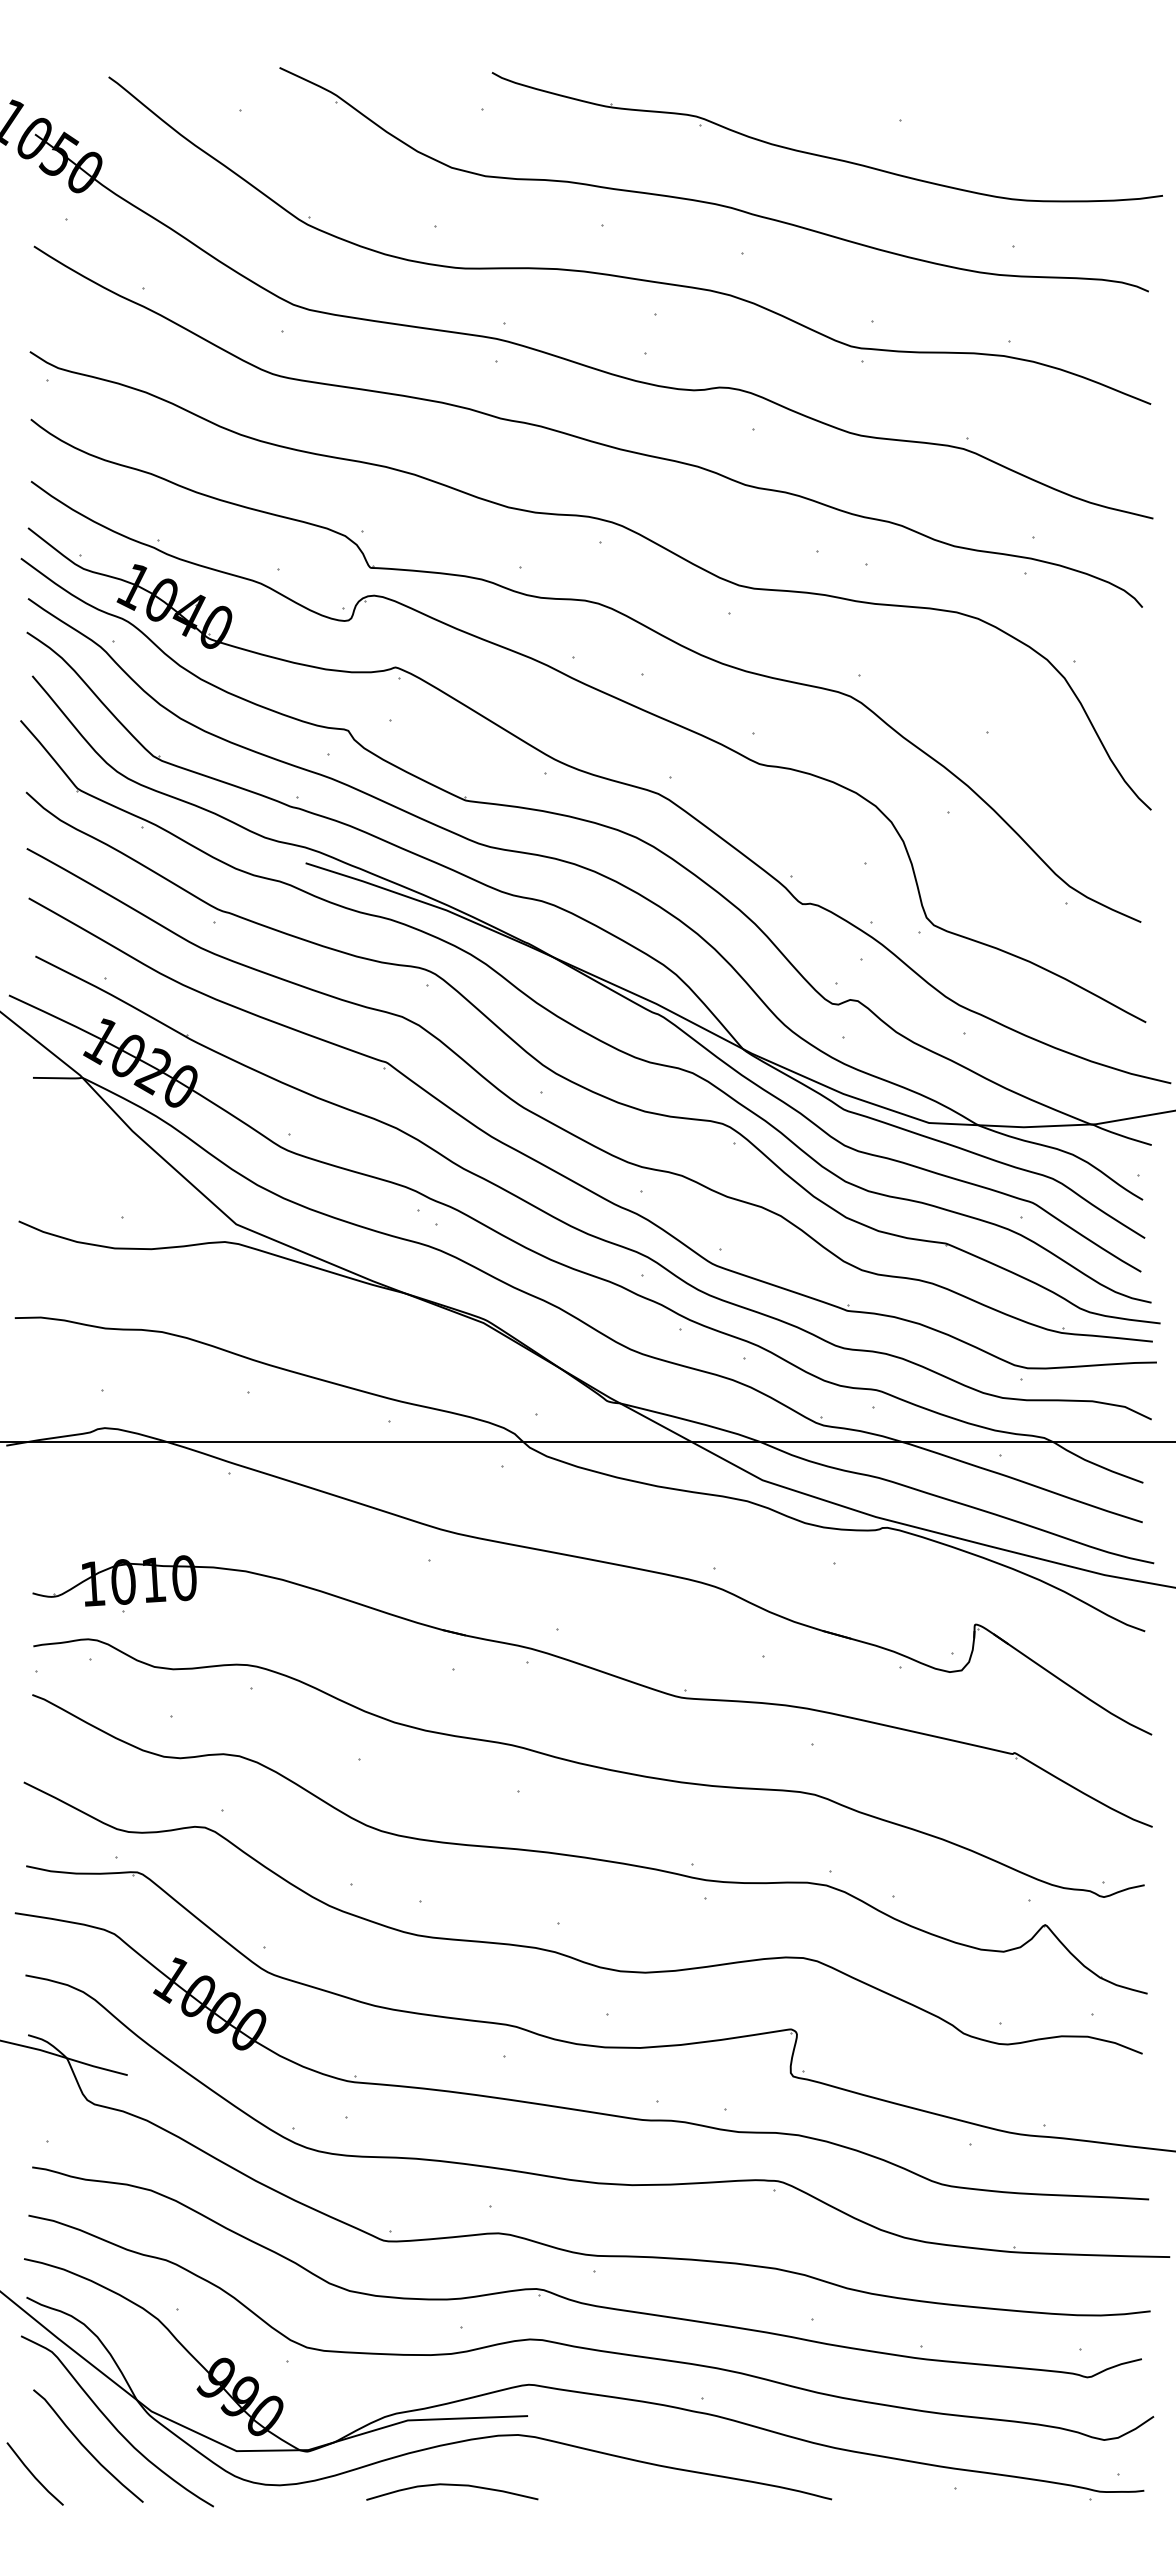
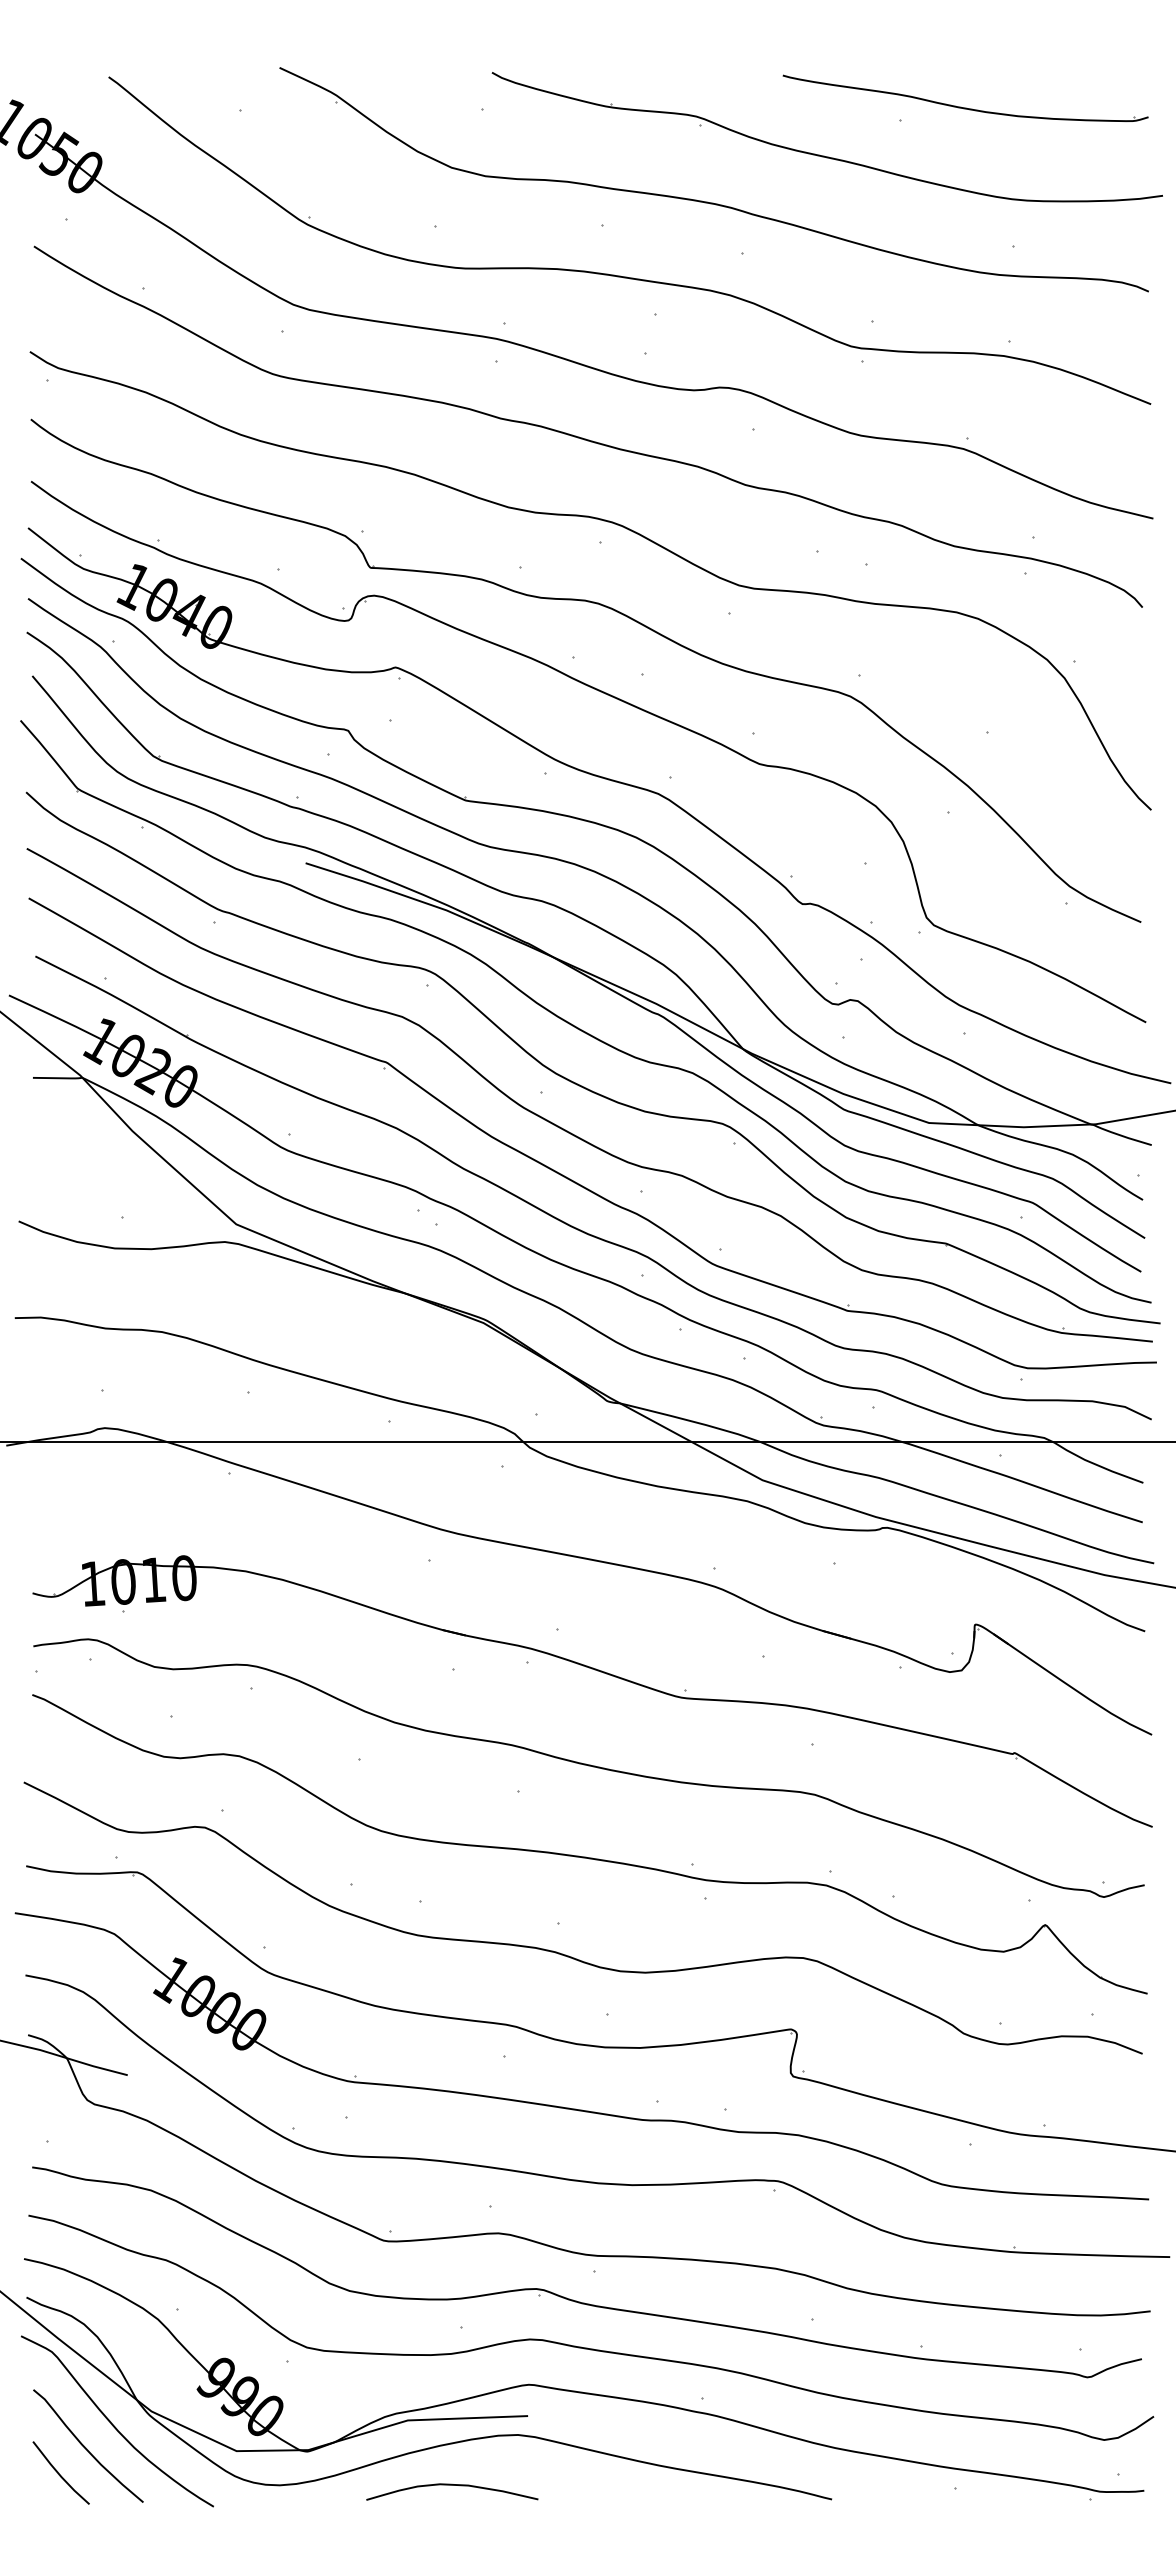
part: none -> present (961, 106)
curve position: (33, 2474) -> (59, 2473) (59, 2473)
